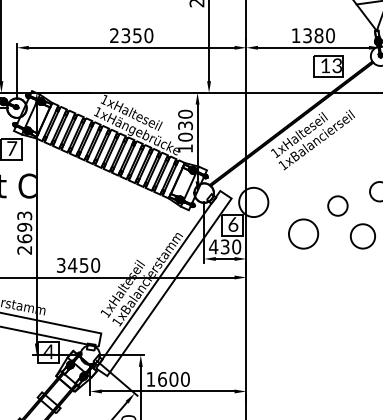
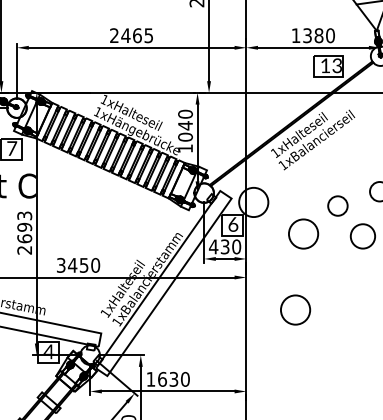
text: 2350 -> 2465 (137, 35)
text: 1030 -> 1040 (185, 125)
circle: none -> present (295, 309)
text: 1600 -> 1630 (173, 379)
